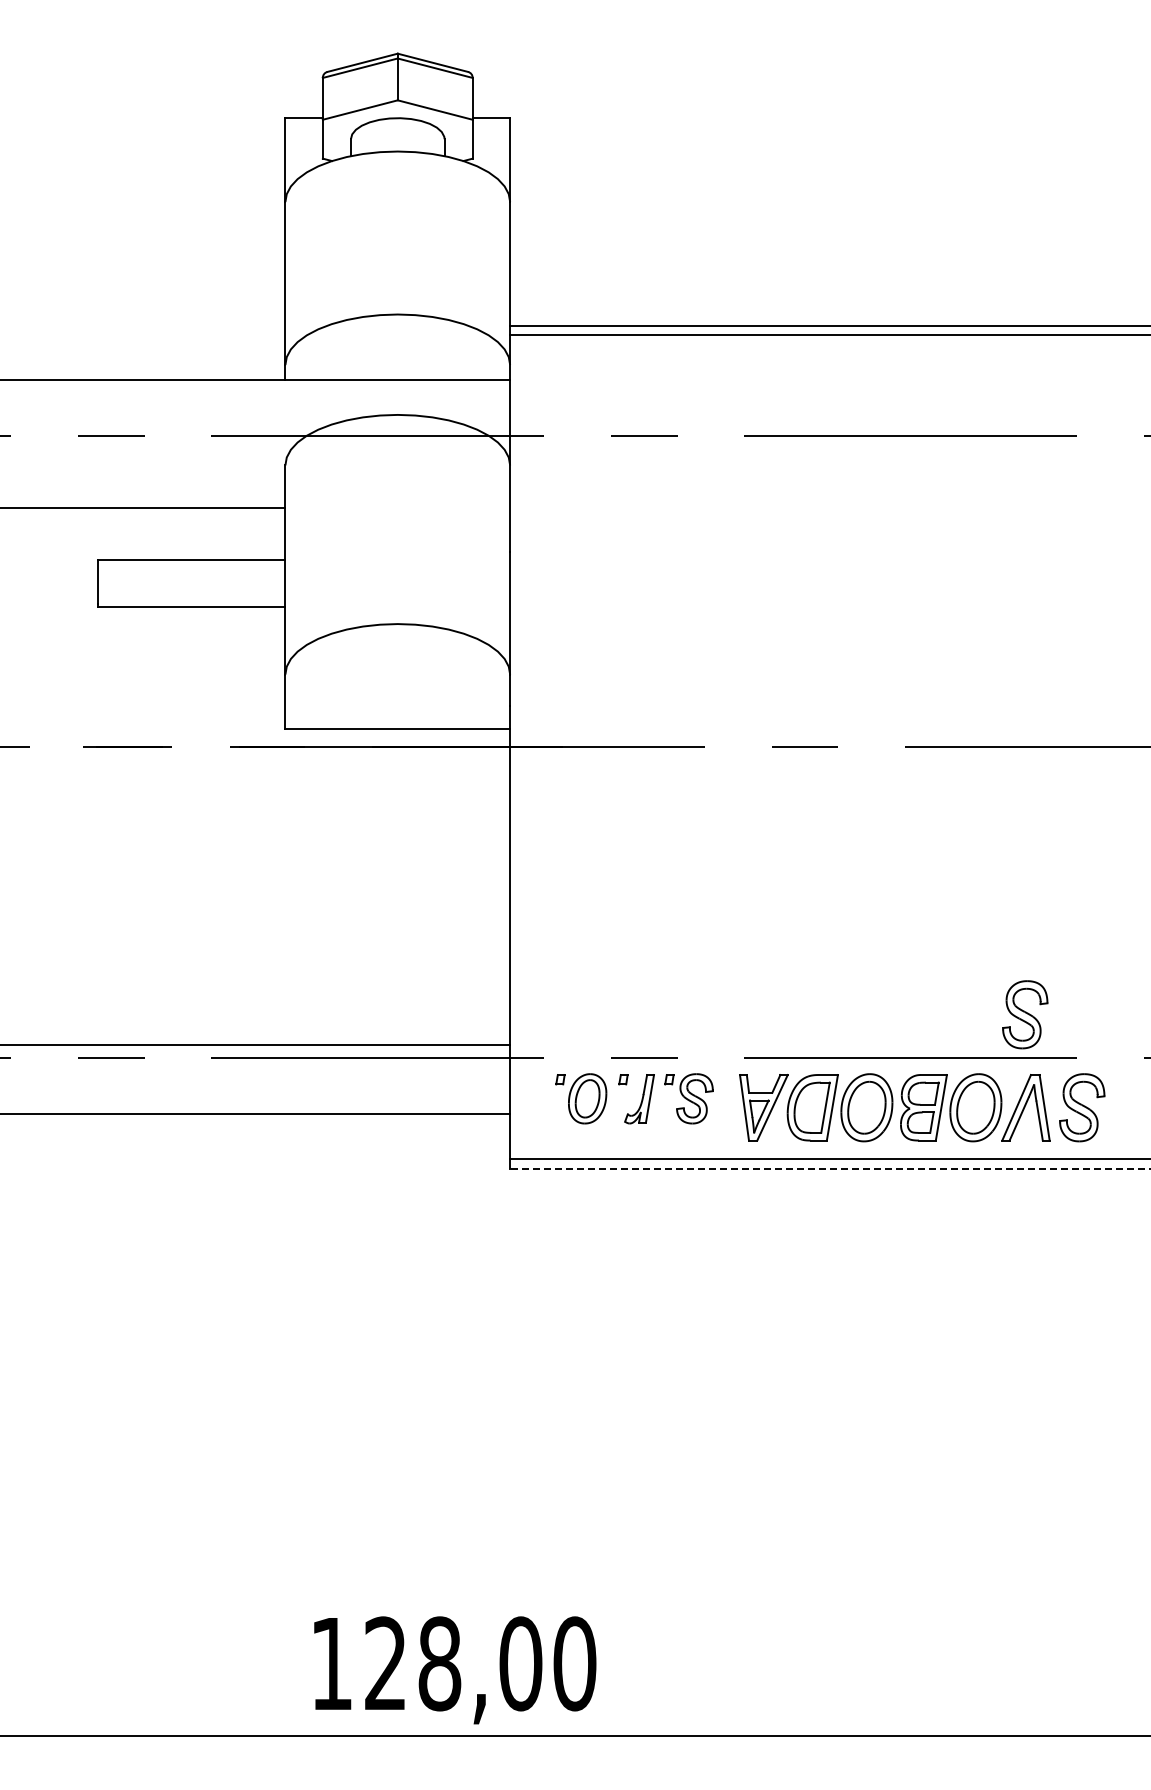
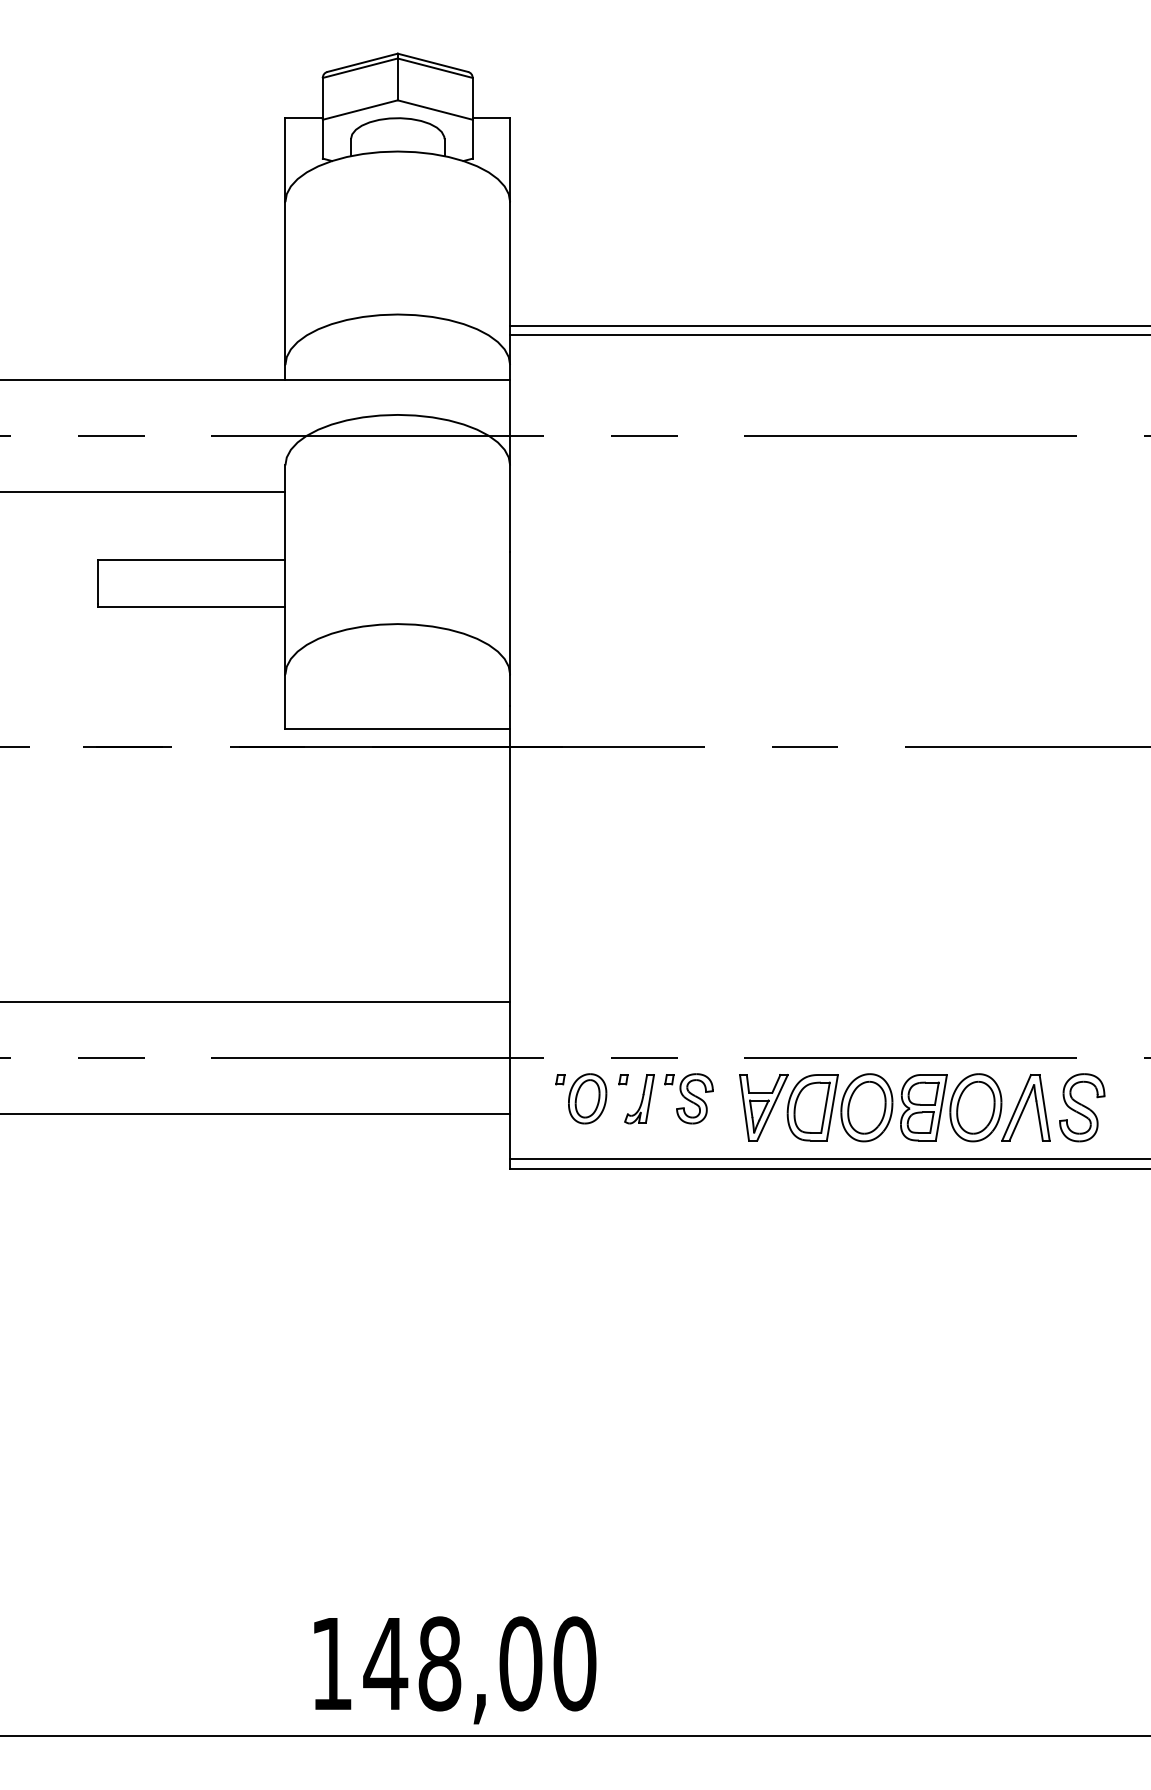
line position: (143, 508) -> (143, 492) (143, 492)
part: present -> none (1025, 1014)
line position: (256, 1044) -> (256, 1001) (256, 1001)
line: dashed -> solid (829, 1168)
text: 128,00 -> 148,00 (385, 1662)
